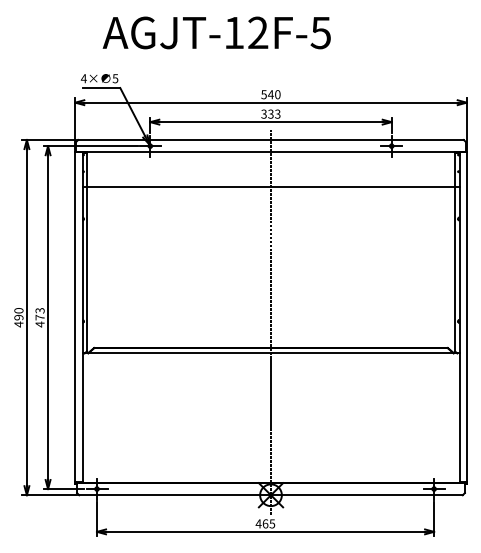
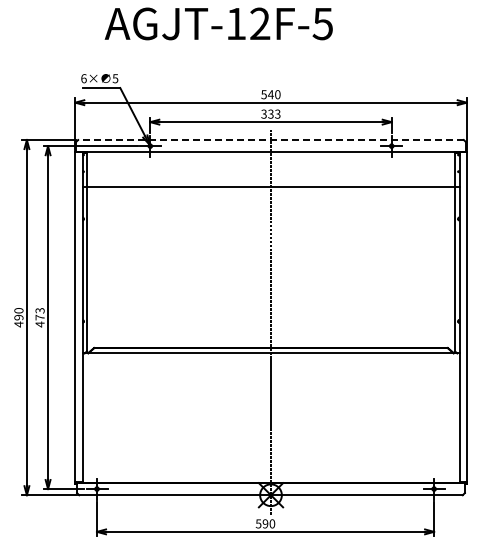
text position: (216, 32) -> (218, 23) (218, 23)
text: 4× -> 6× (83, 78)
line: solid -> dashed (271, 140)
text: 465 -> 590 (265, 523)
